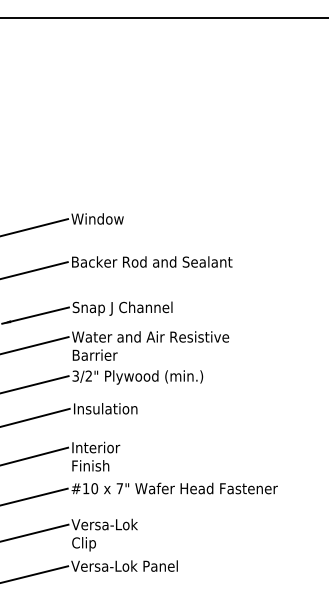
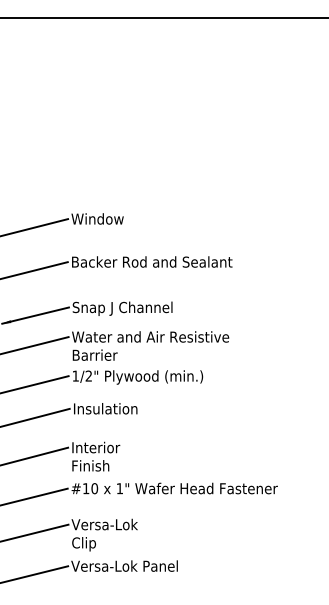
text: 3/2" -> 1/2" (75, 375)
text: 7" -> 1" (119, 488)
